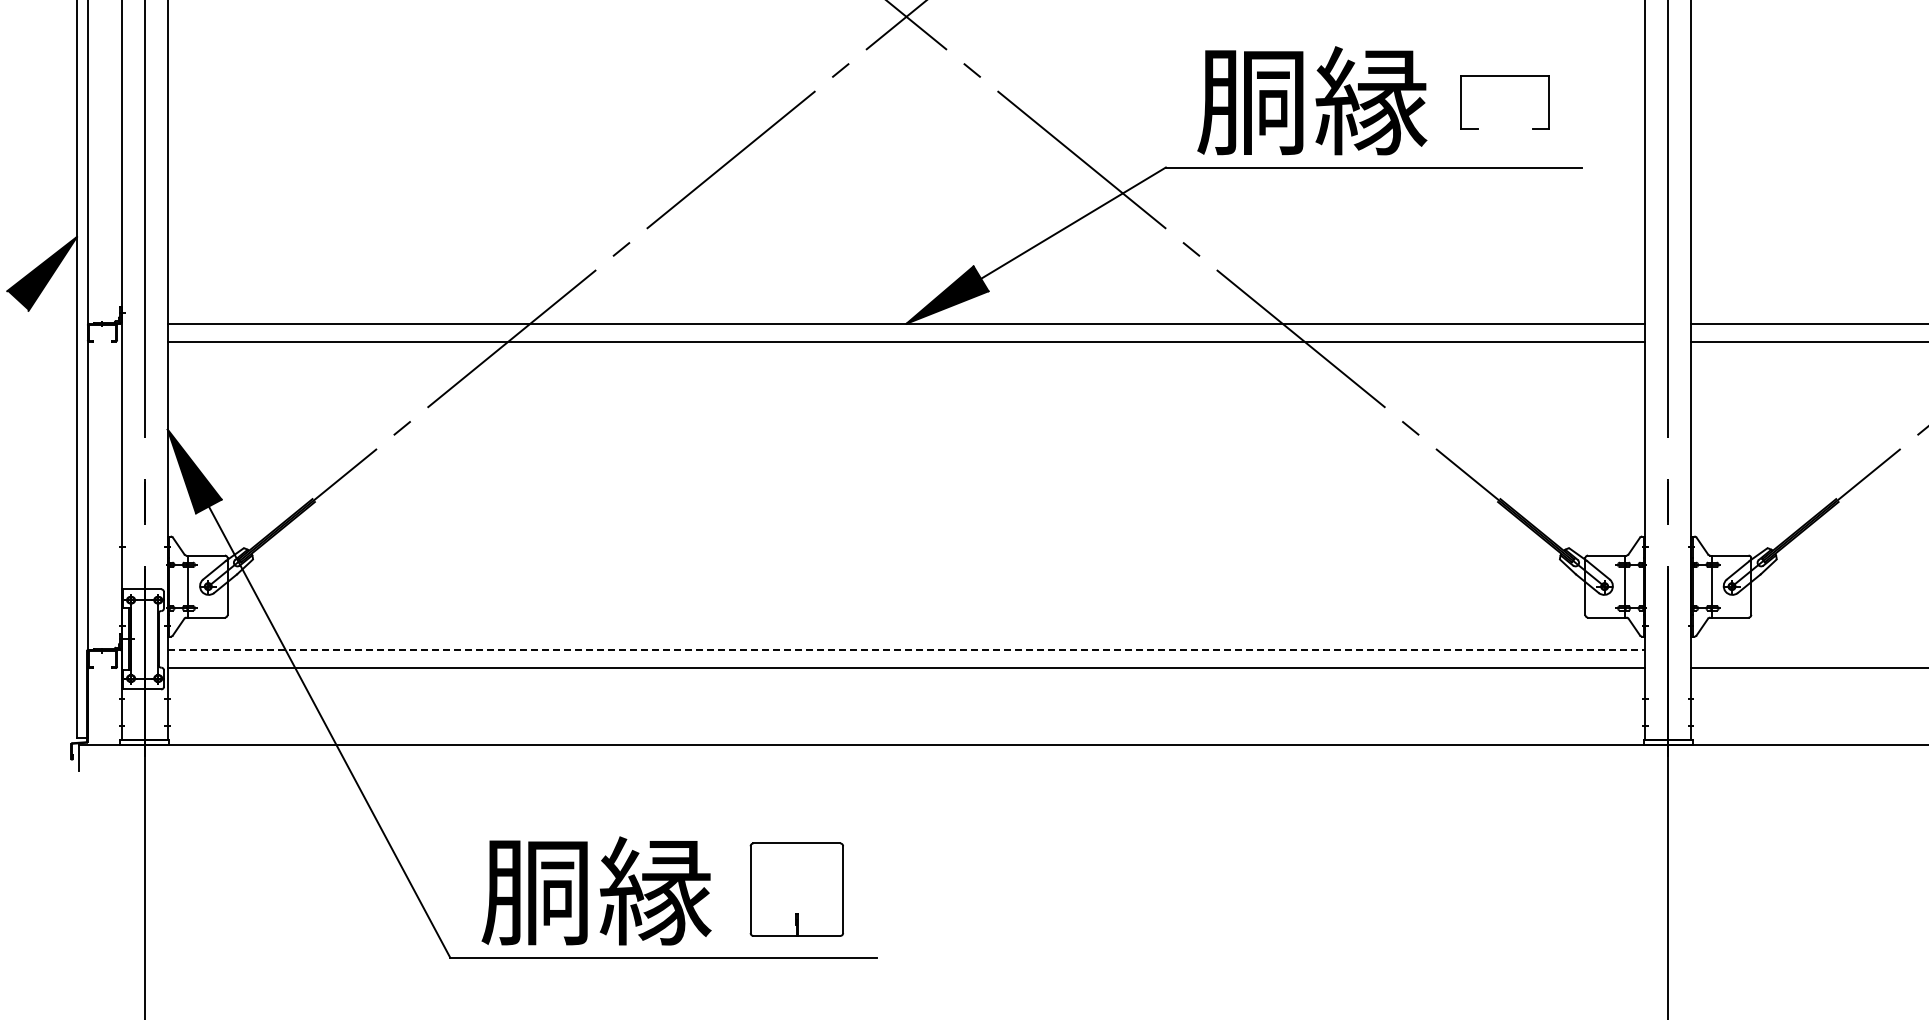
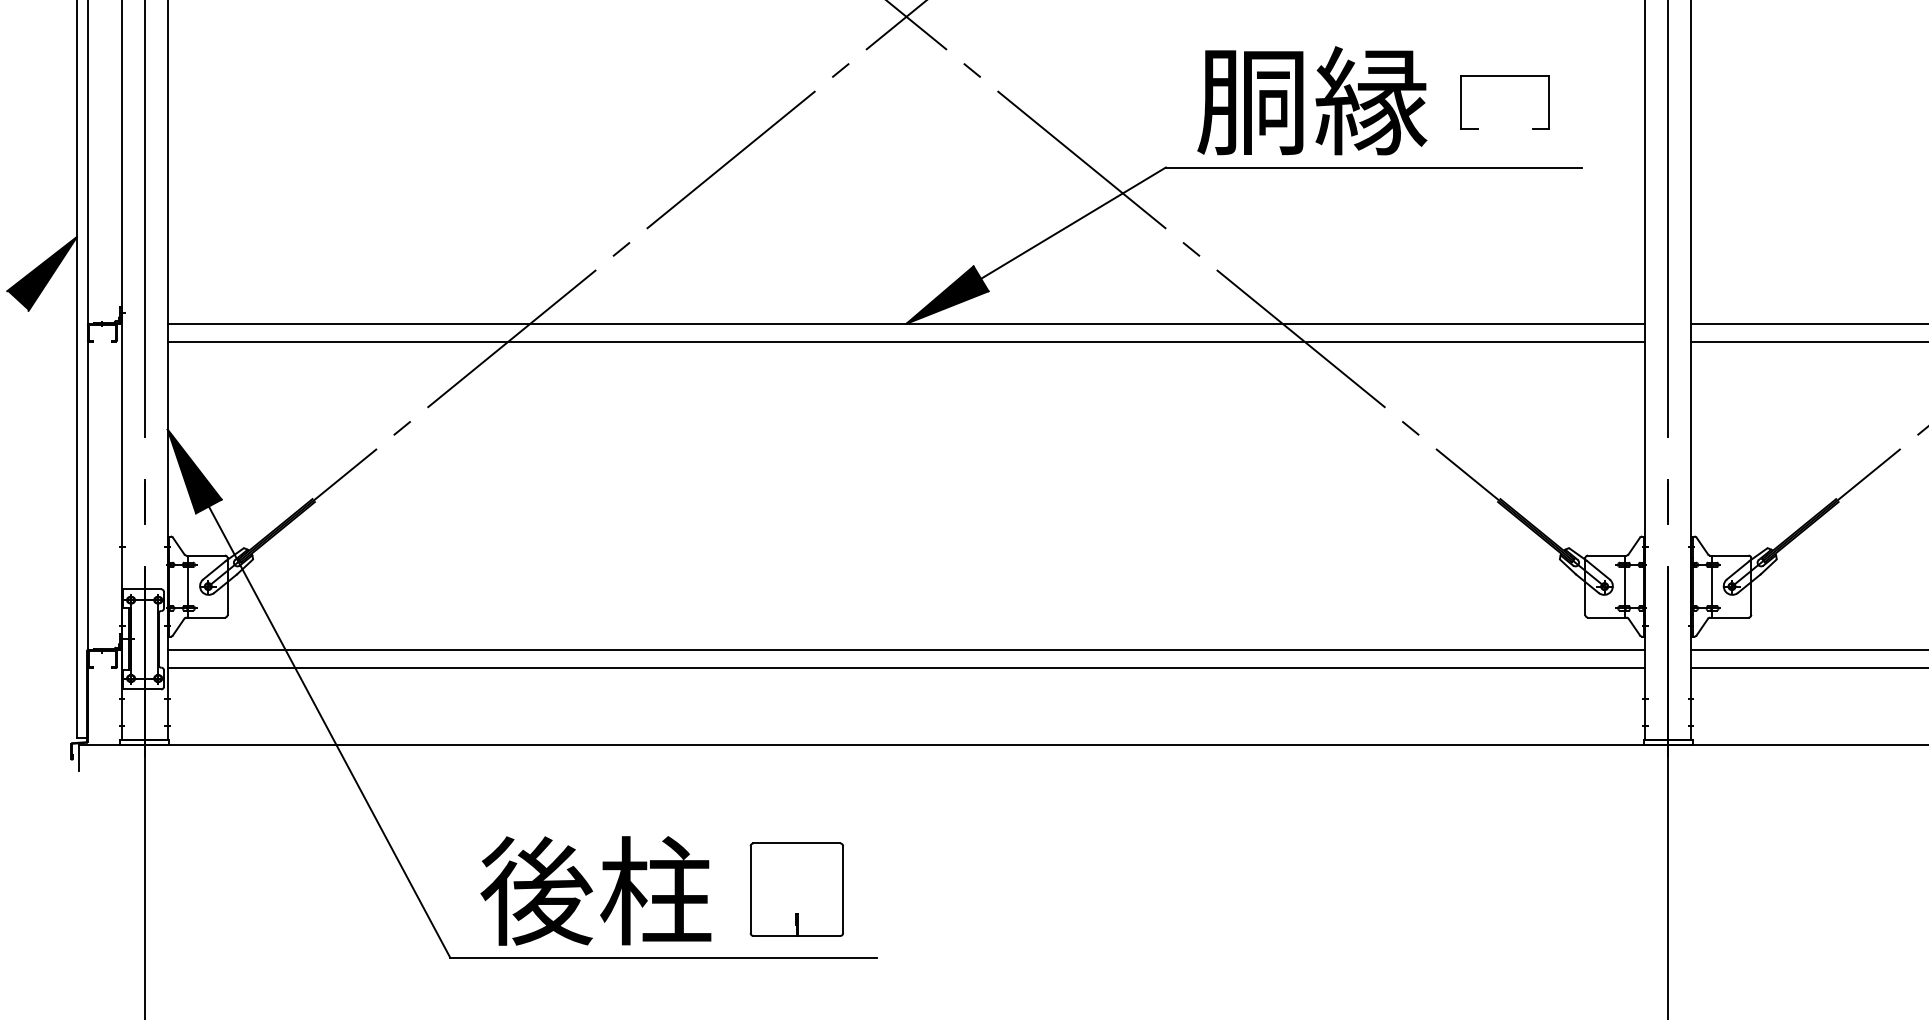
line: dashed -> solid (906, 650)
line: none -> present (1808, 650)
text: 胴縁 -> 後柱 (595, 890)
